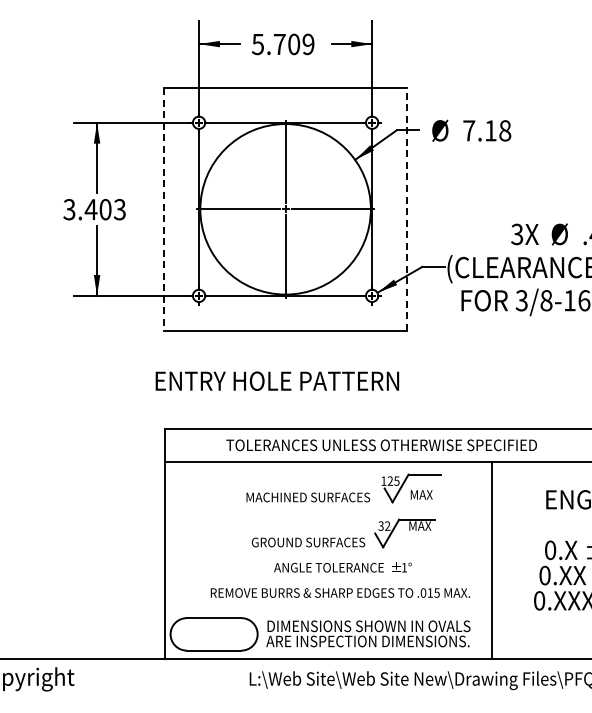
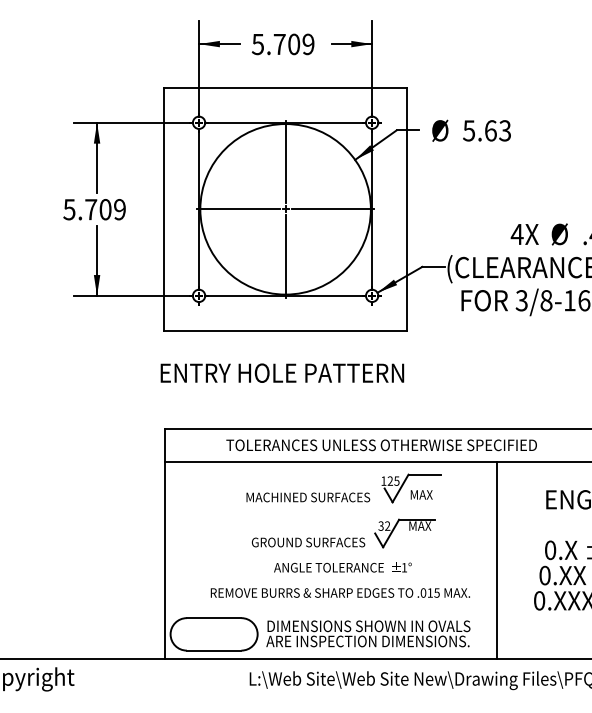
text: 7.18 -> 5.63 (487, 130)
line: dashed -> solid (406, 208)
text: 3.403 -> 5.709 (94, 209)
line: dashed -> solid (164, 209)
text: 3X -> 4X (516, 234)
text position: (277, 380) -> (282, 372) (282, 372)
line position: (491, 560) -> (496, 560) (496, 560)
